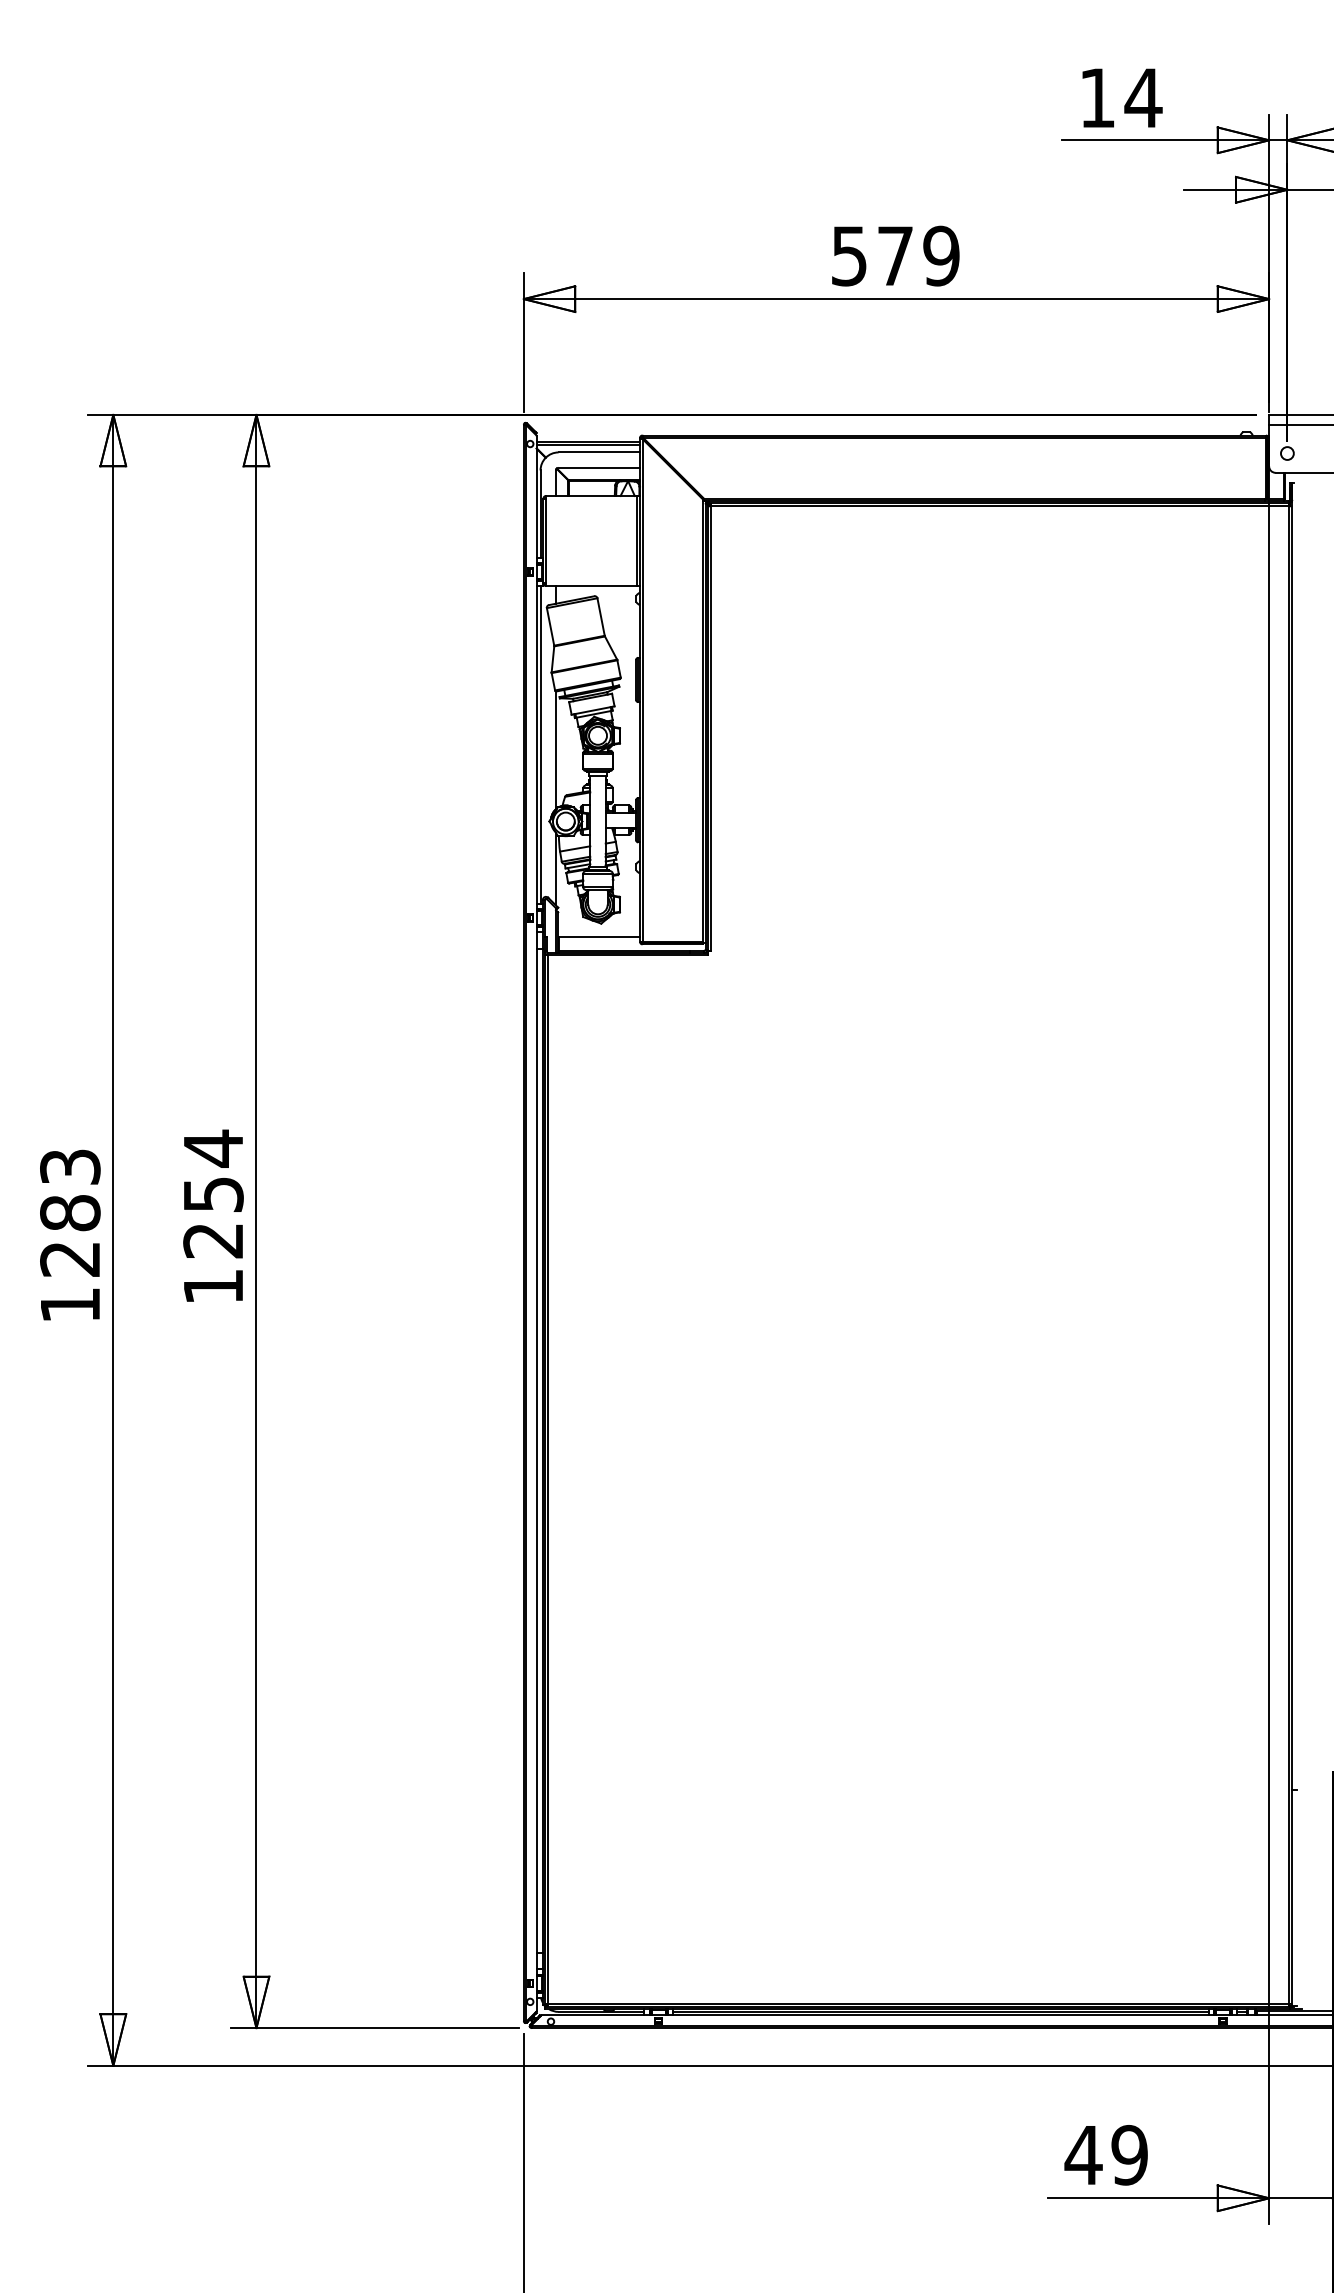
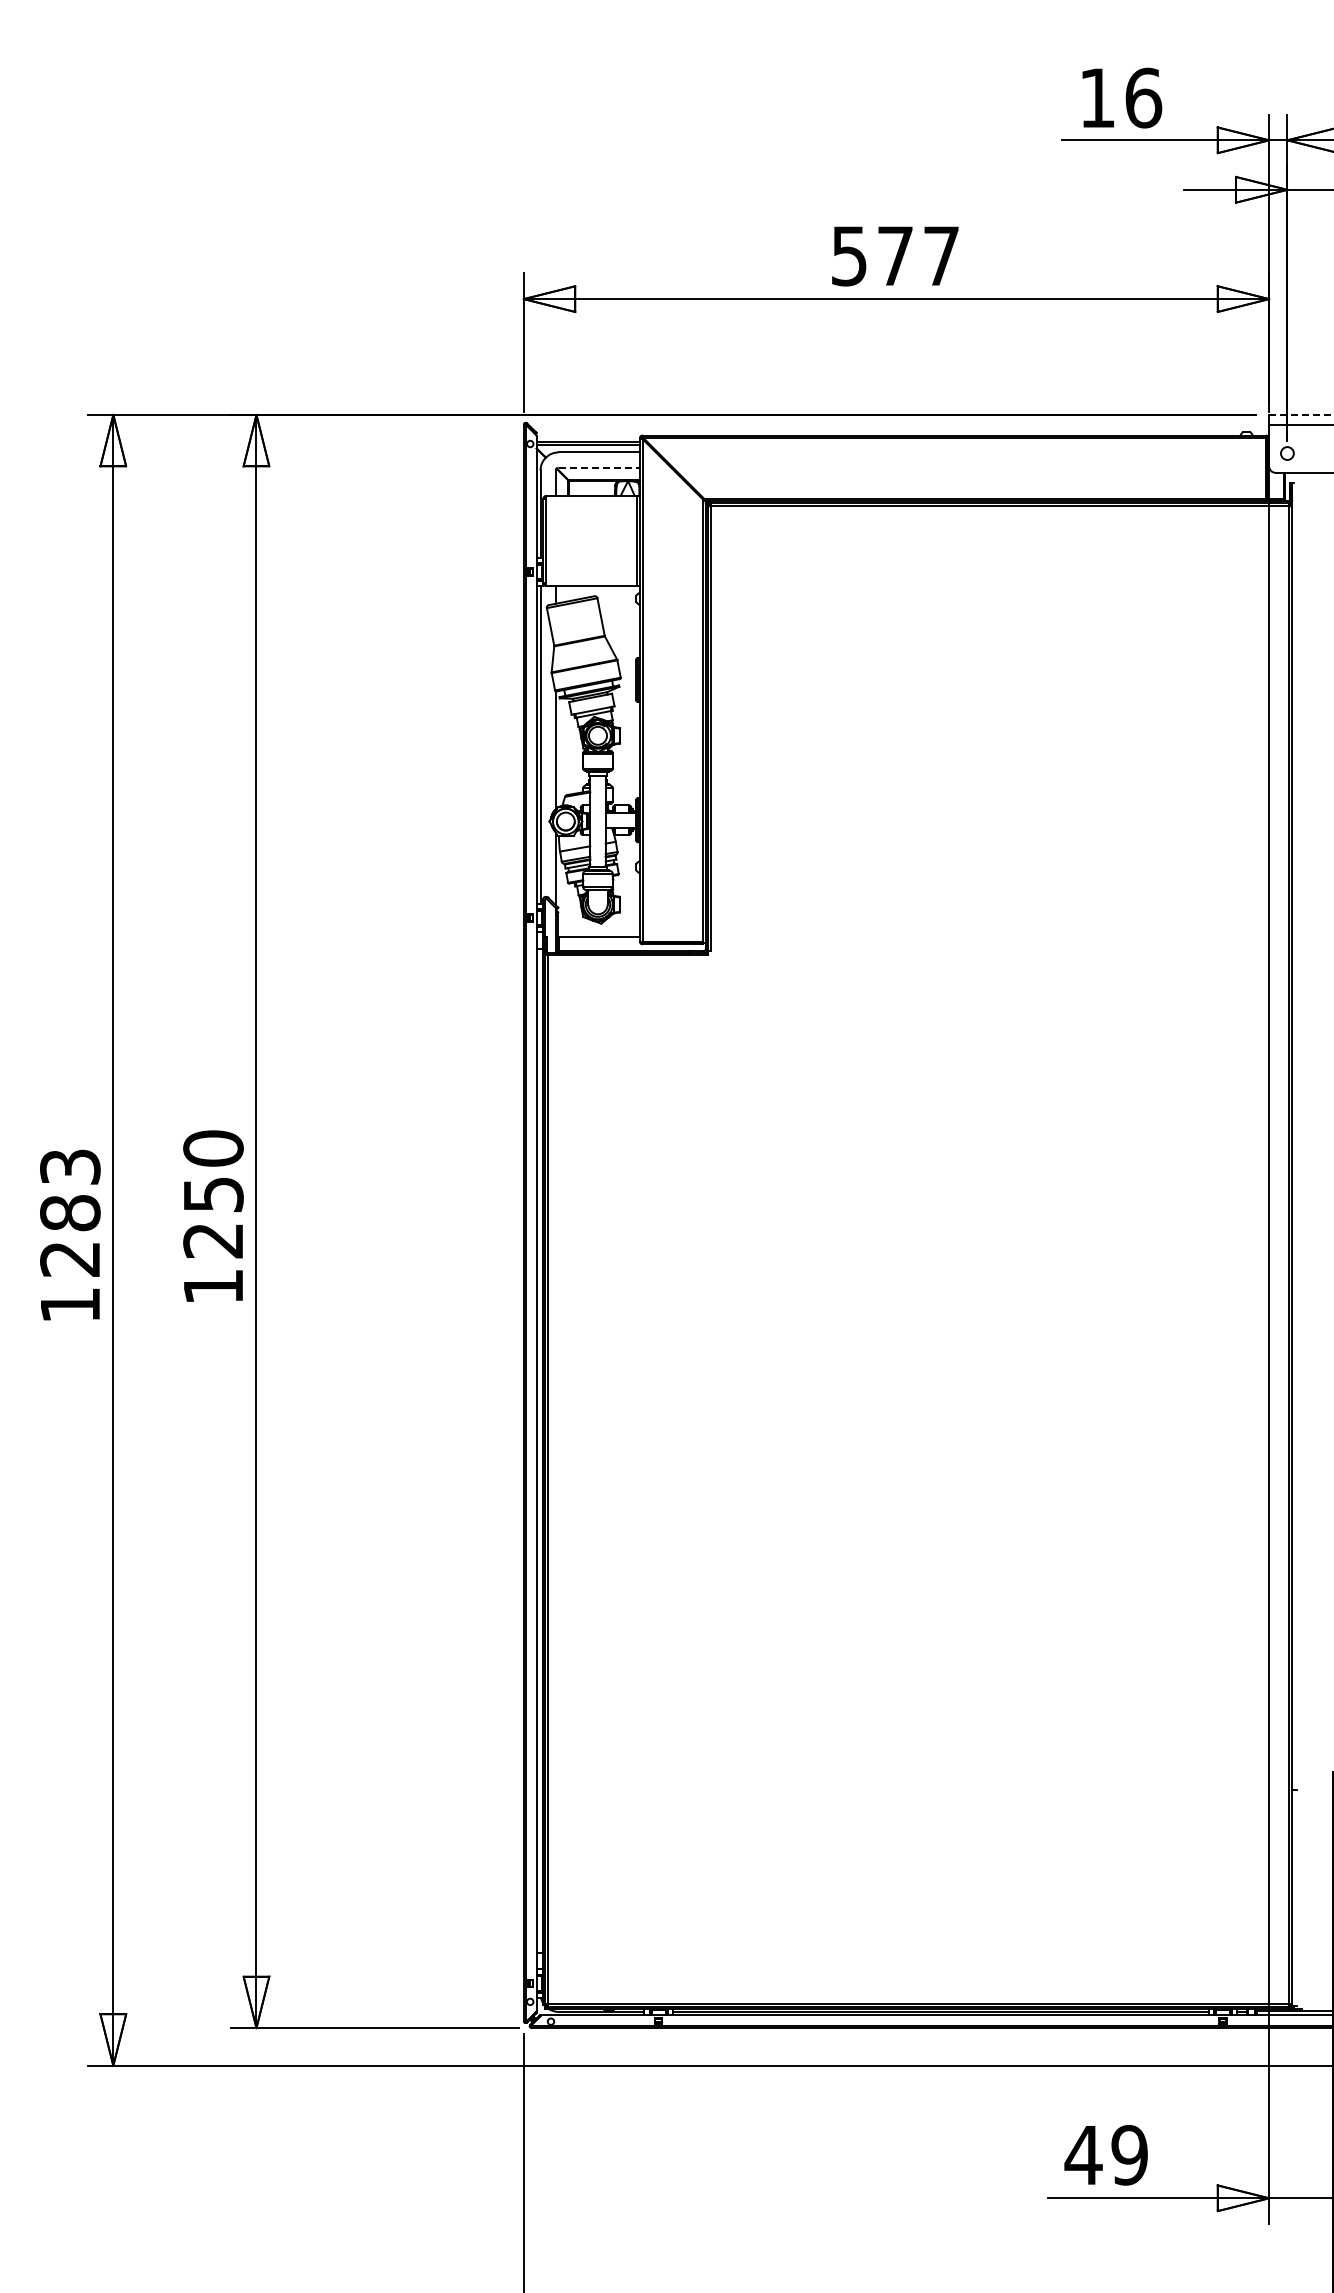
text: 14 -> 16 (1143, 97)
text: 579 -> 577 (941, 255)
line: solid -> dashed (1301, 414)
line: solid -> dashed (599, 467)
text: 1254 -> 1250 (213, 1148)
